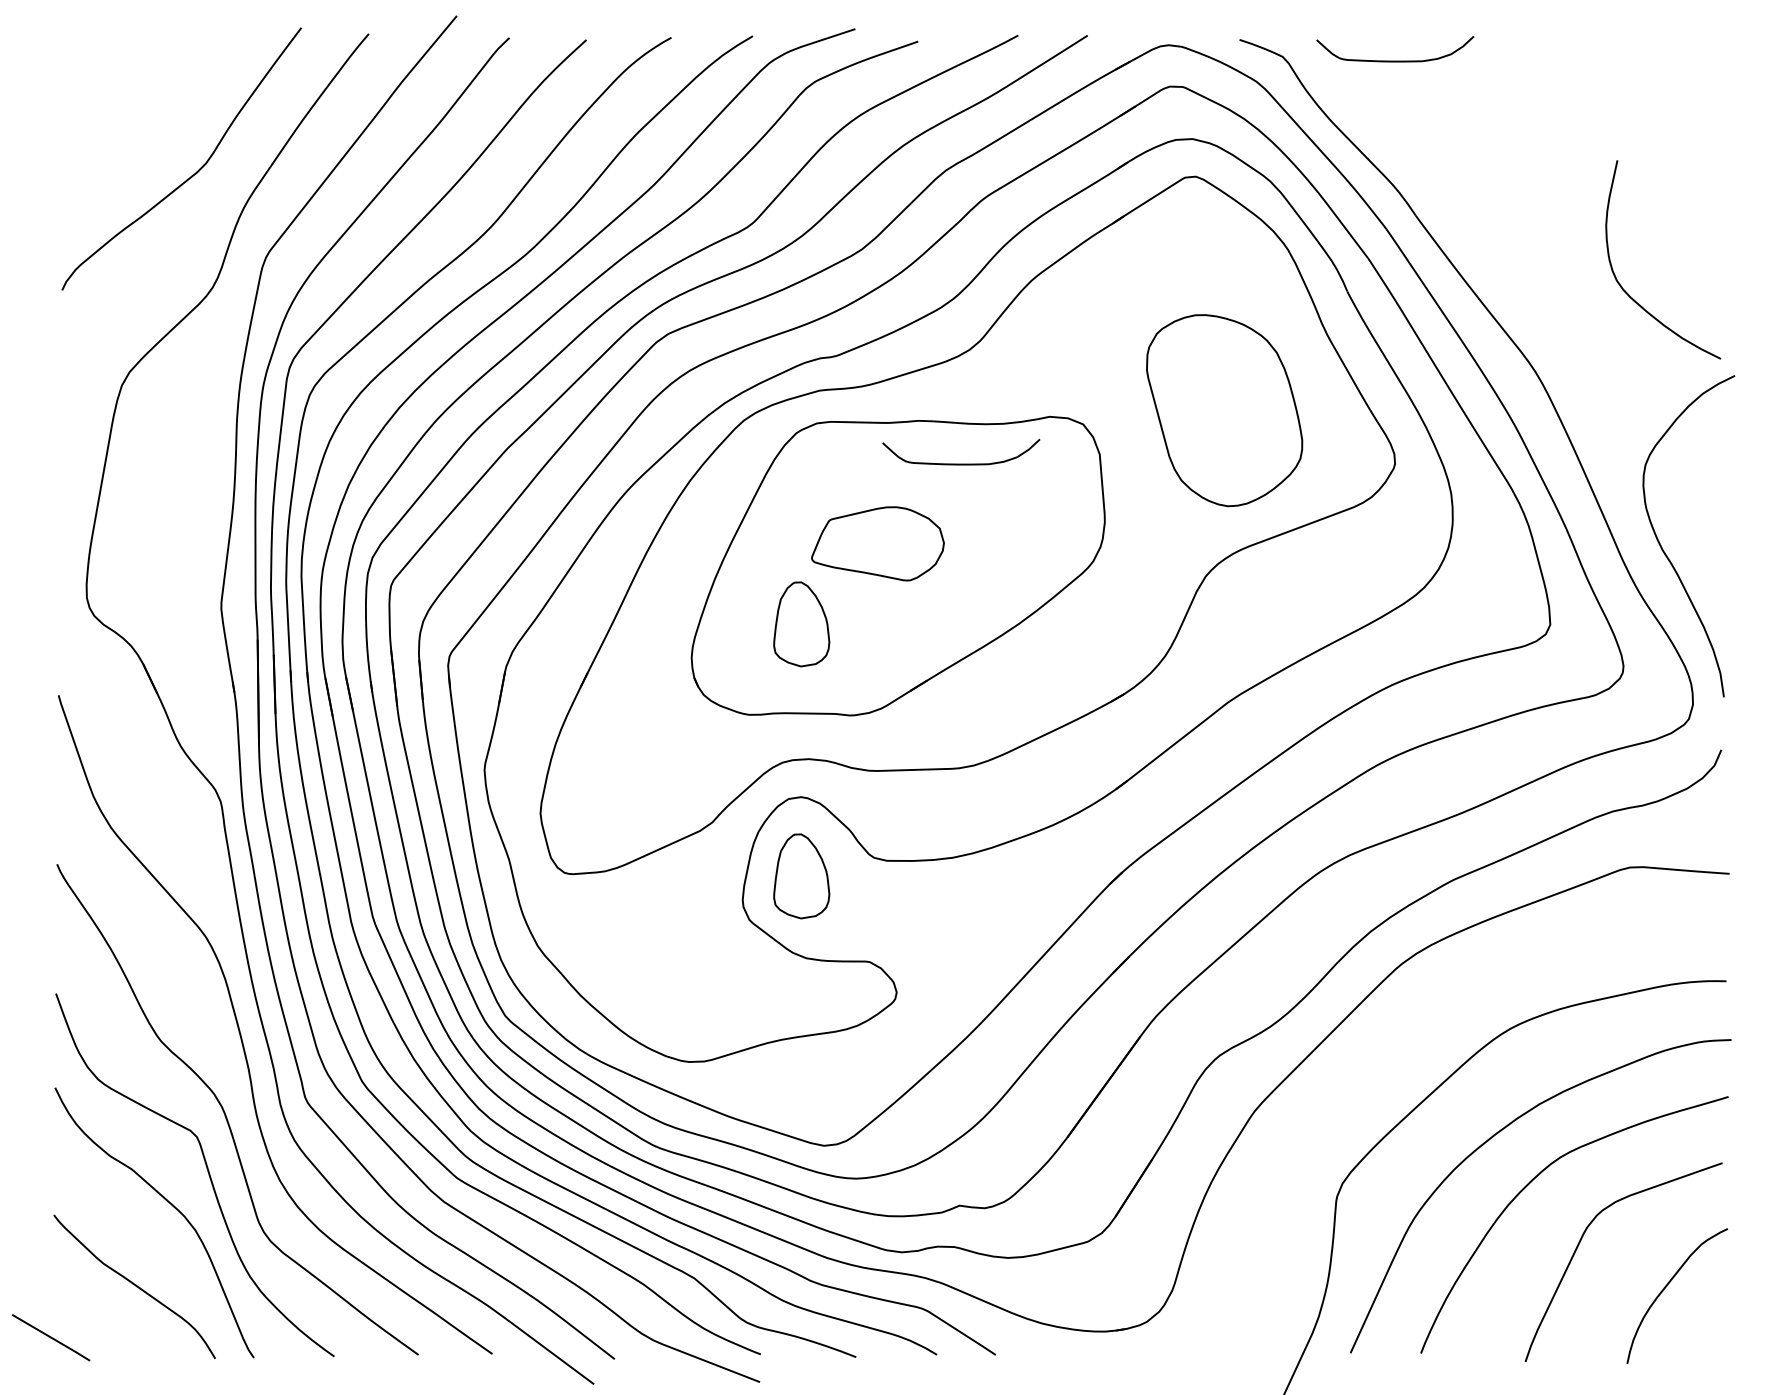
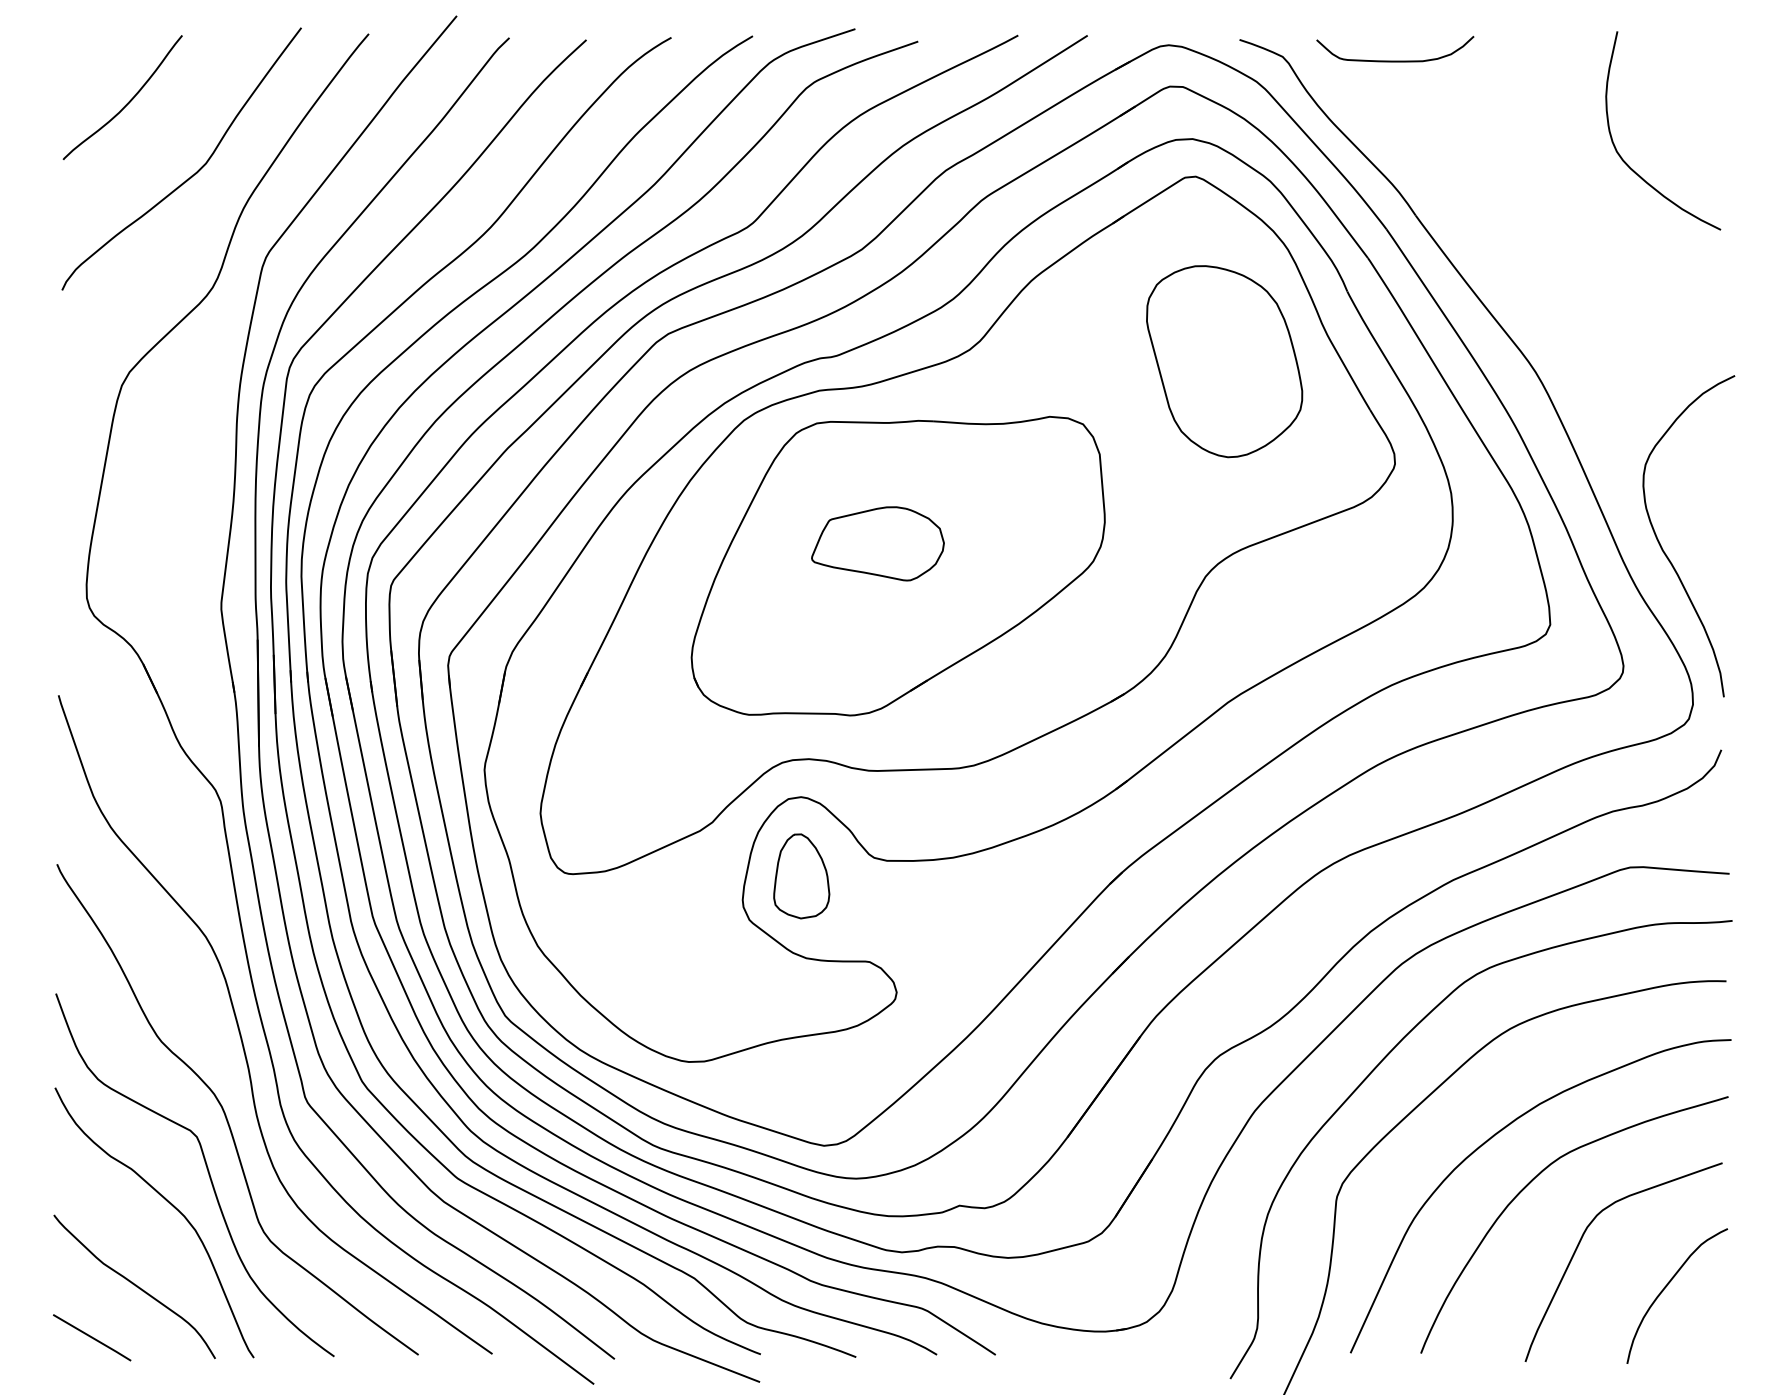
curve: none -> present (127, 102)
curve position: (1628, 293) -> (1628, 164) (1628, 164)
part position: (1224, 410) -> (1224, 361) (1224, 361)
curve: present -> none (961, 463)
part: present -> none (801, 624)
curve: none -> present (1378, 1066)
line position: (51, 1337) -> (92, 1337) (92, 1337)
